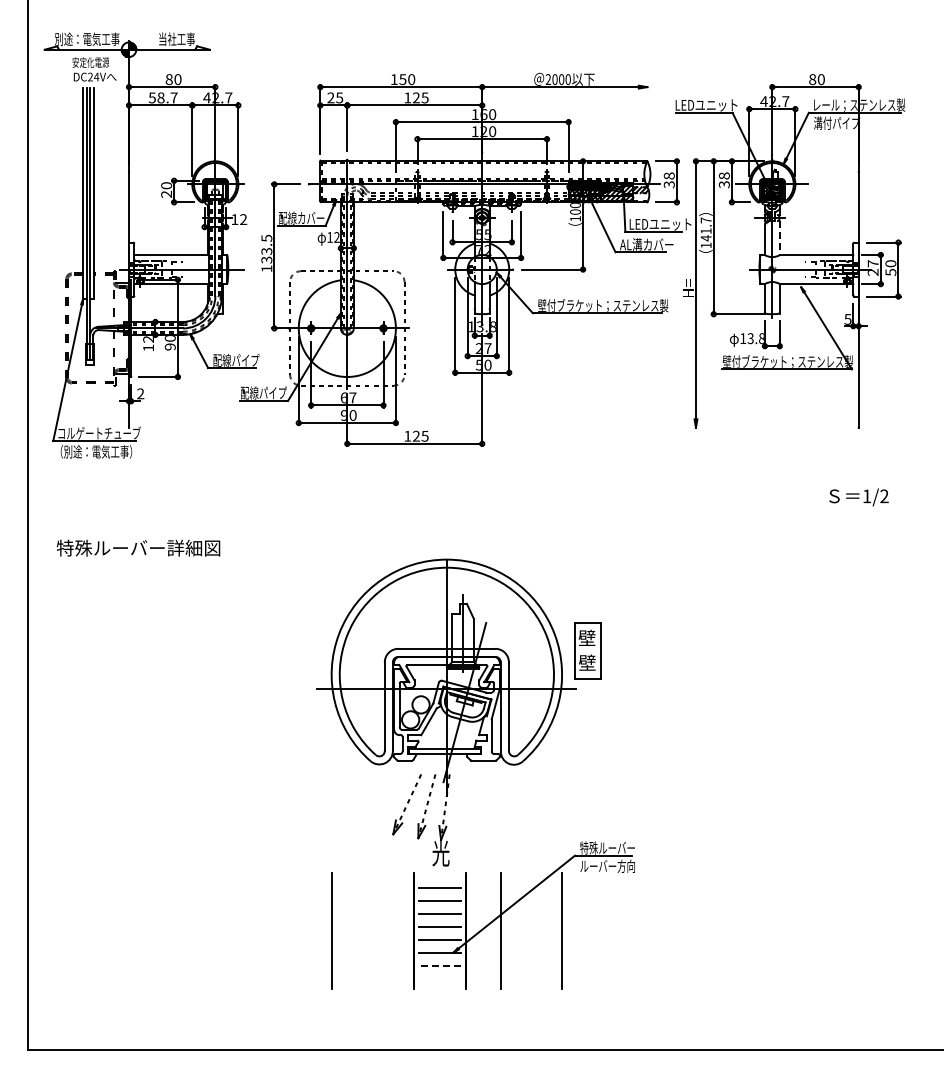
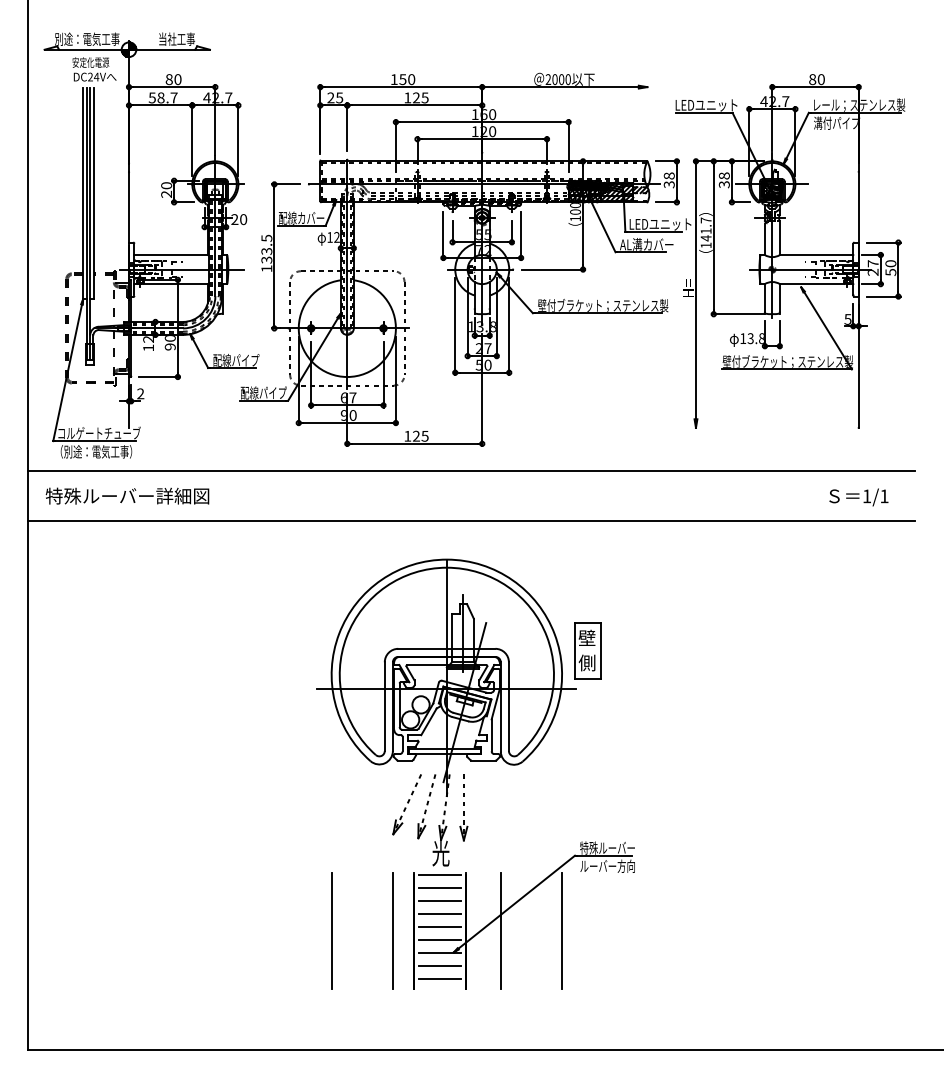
text: 12 -> 20 (239, 219)
line: dashed -> solid (779, 238)
line: none -> present (471, 470)
text: 1/2 -> 1/1 (884, 496)
line: none -> present (471, 520)
text position: (138, 547) -> (127, 495) (127, 495)
text: 壁 -> 側 (586, 662)
part: none -> present (463, 807)
line: none -> present (439, 874)
line: none -> present (393, 930)
line: dashed -> solid (439, 966)
line: none -> present (439, 979)
